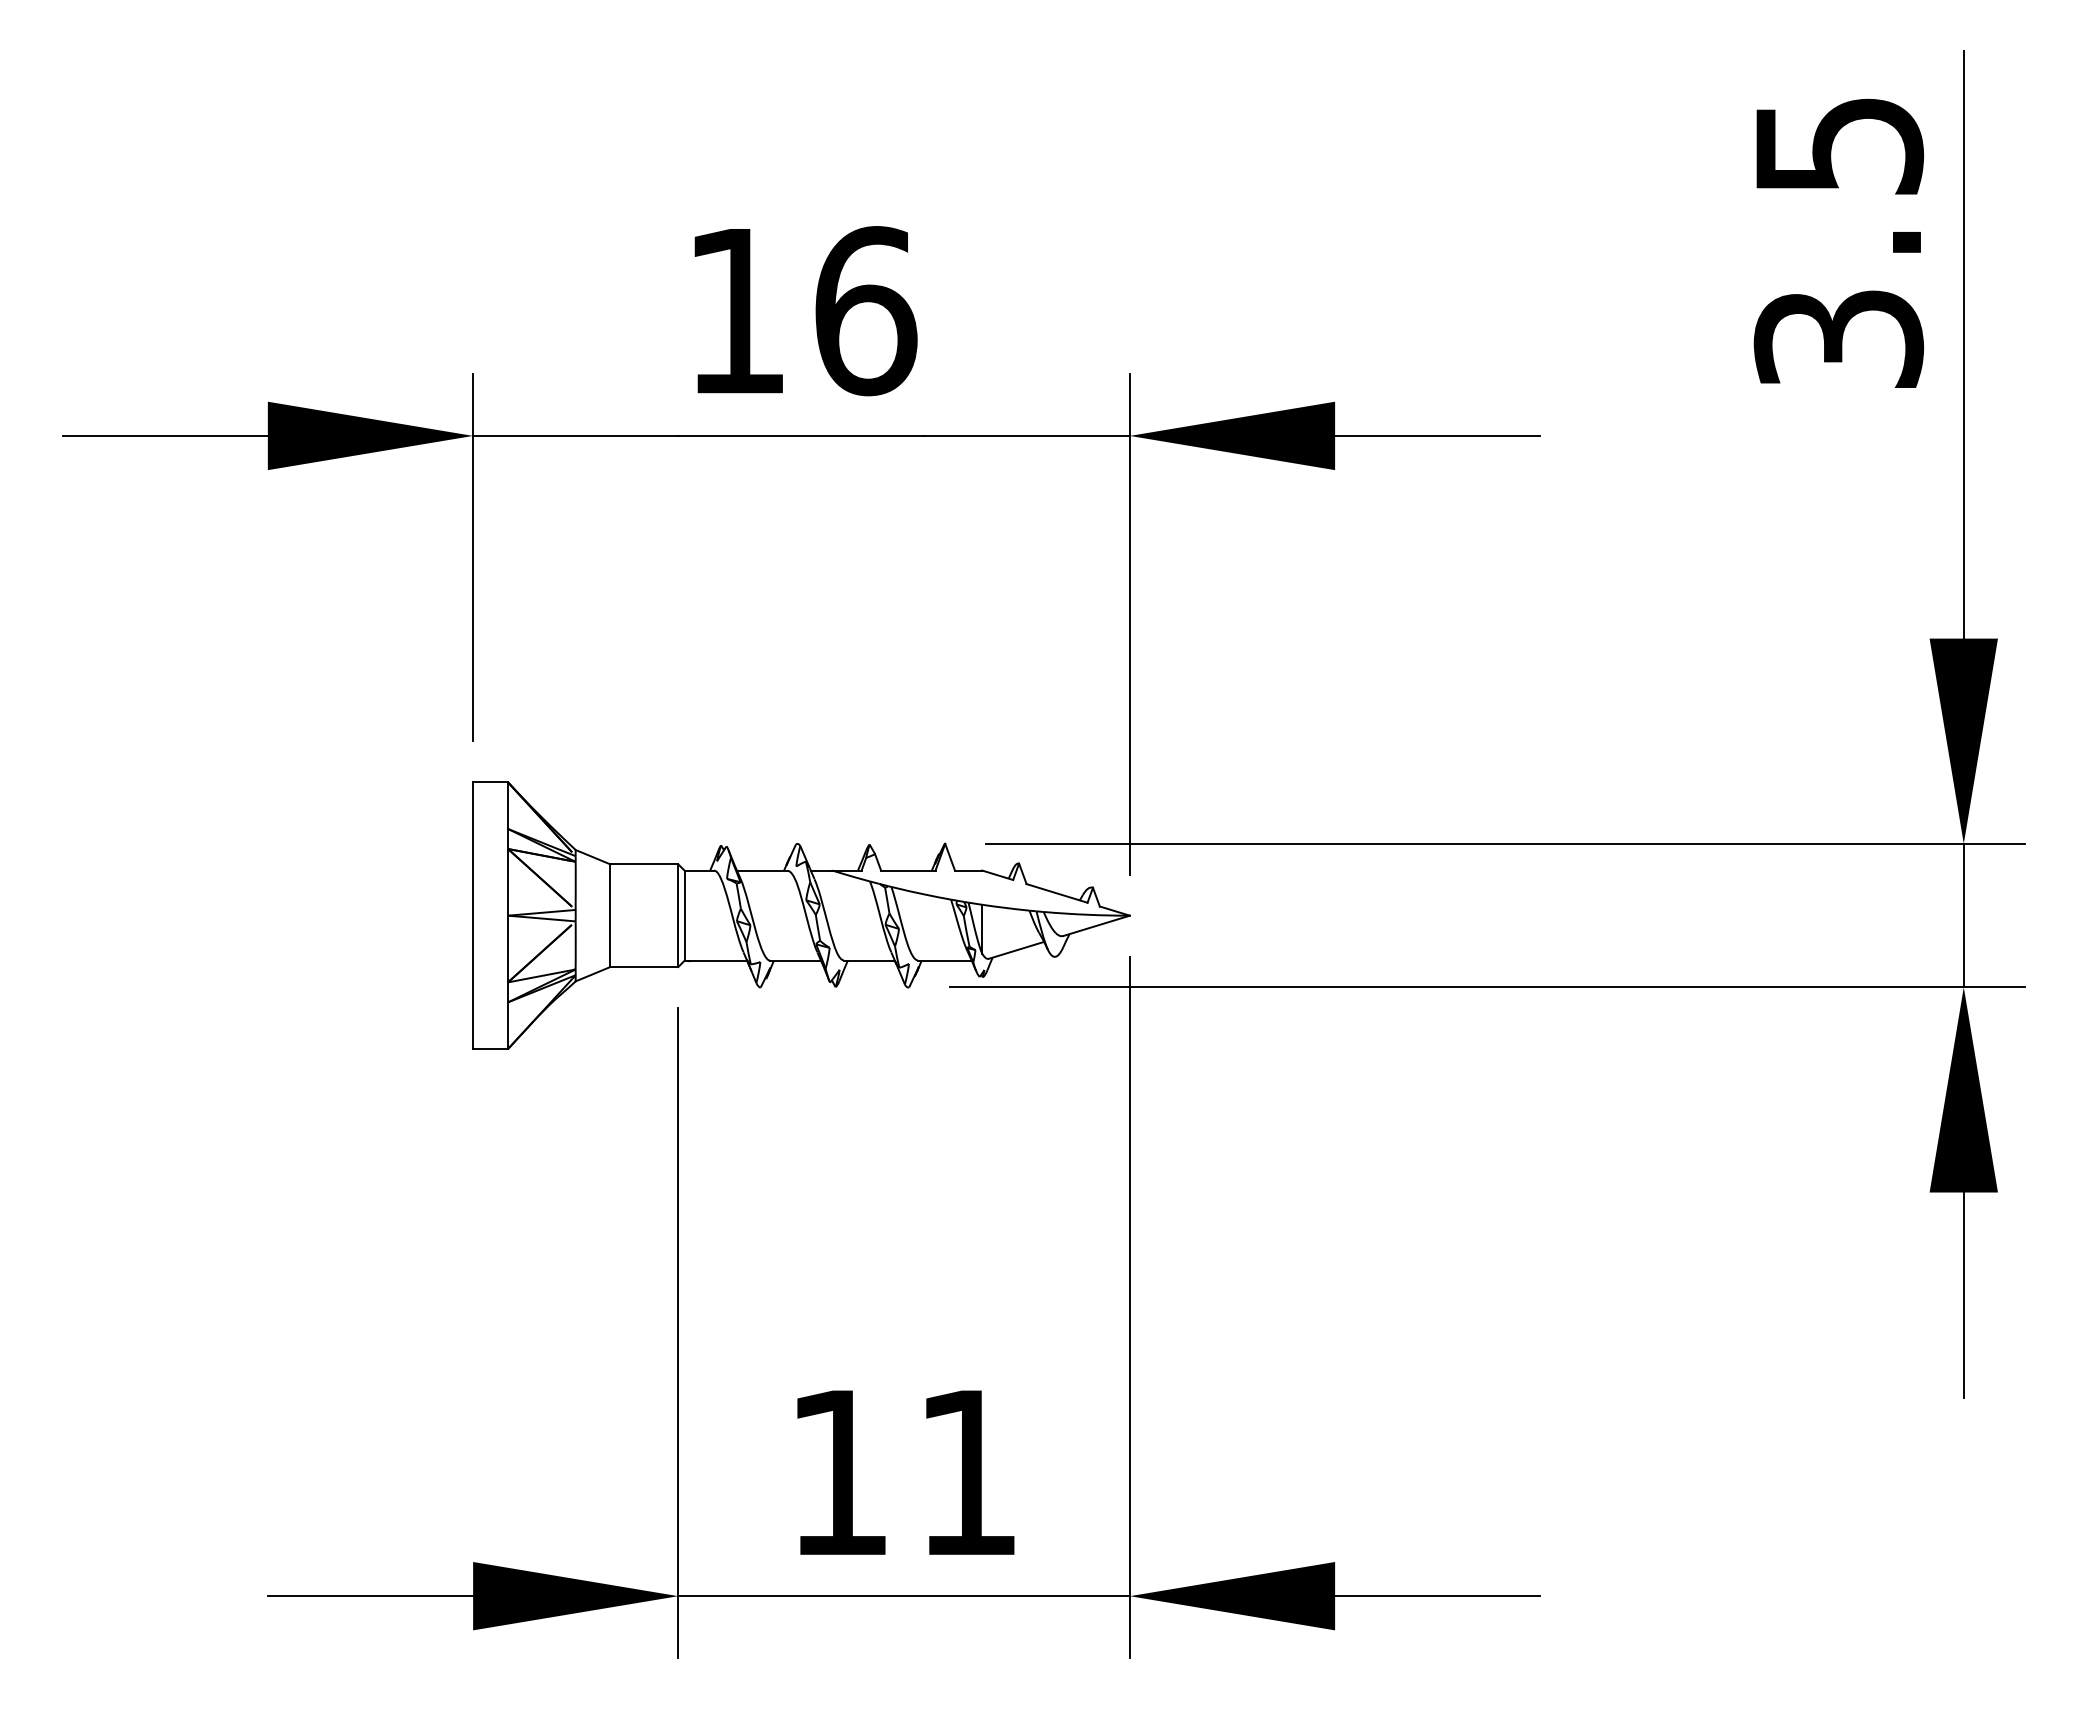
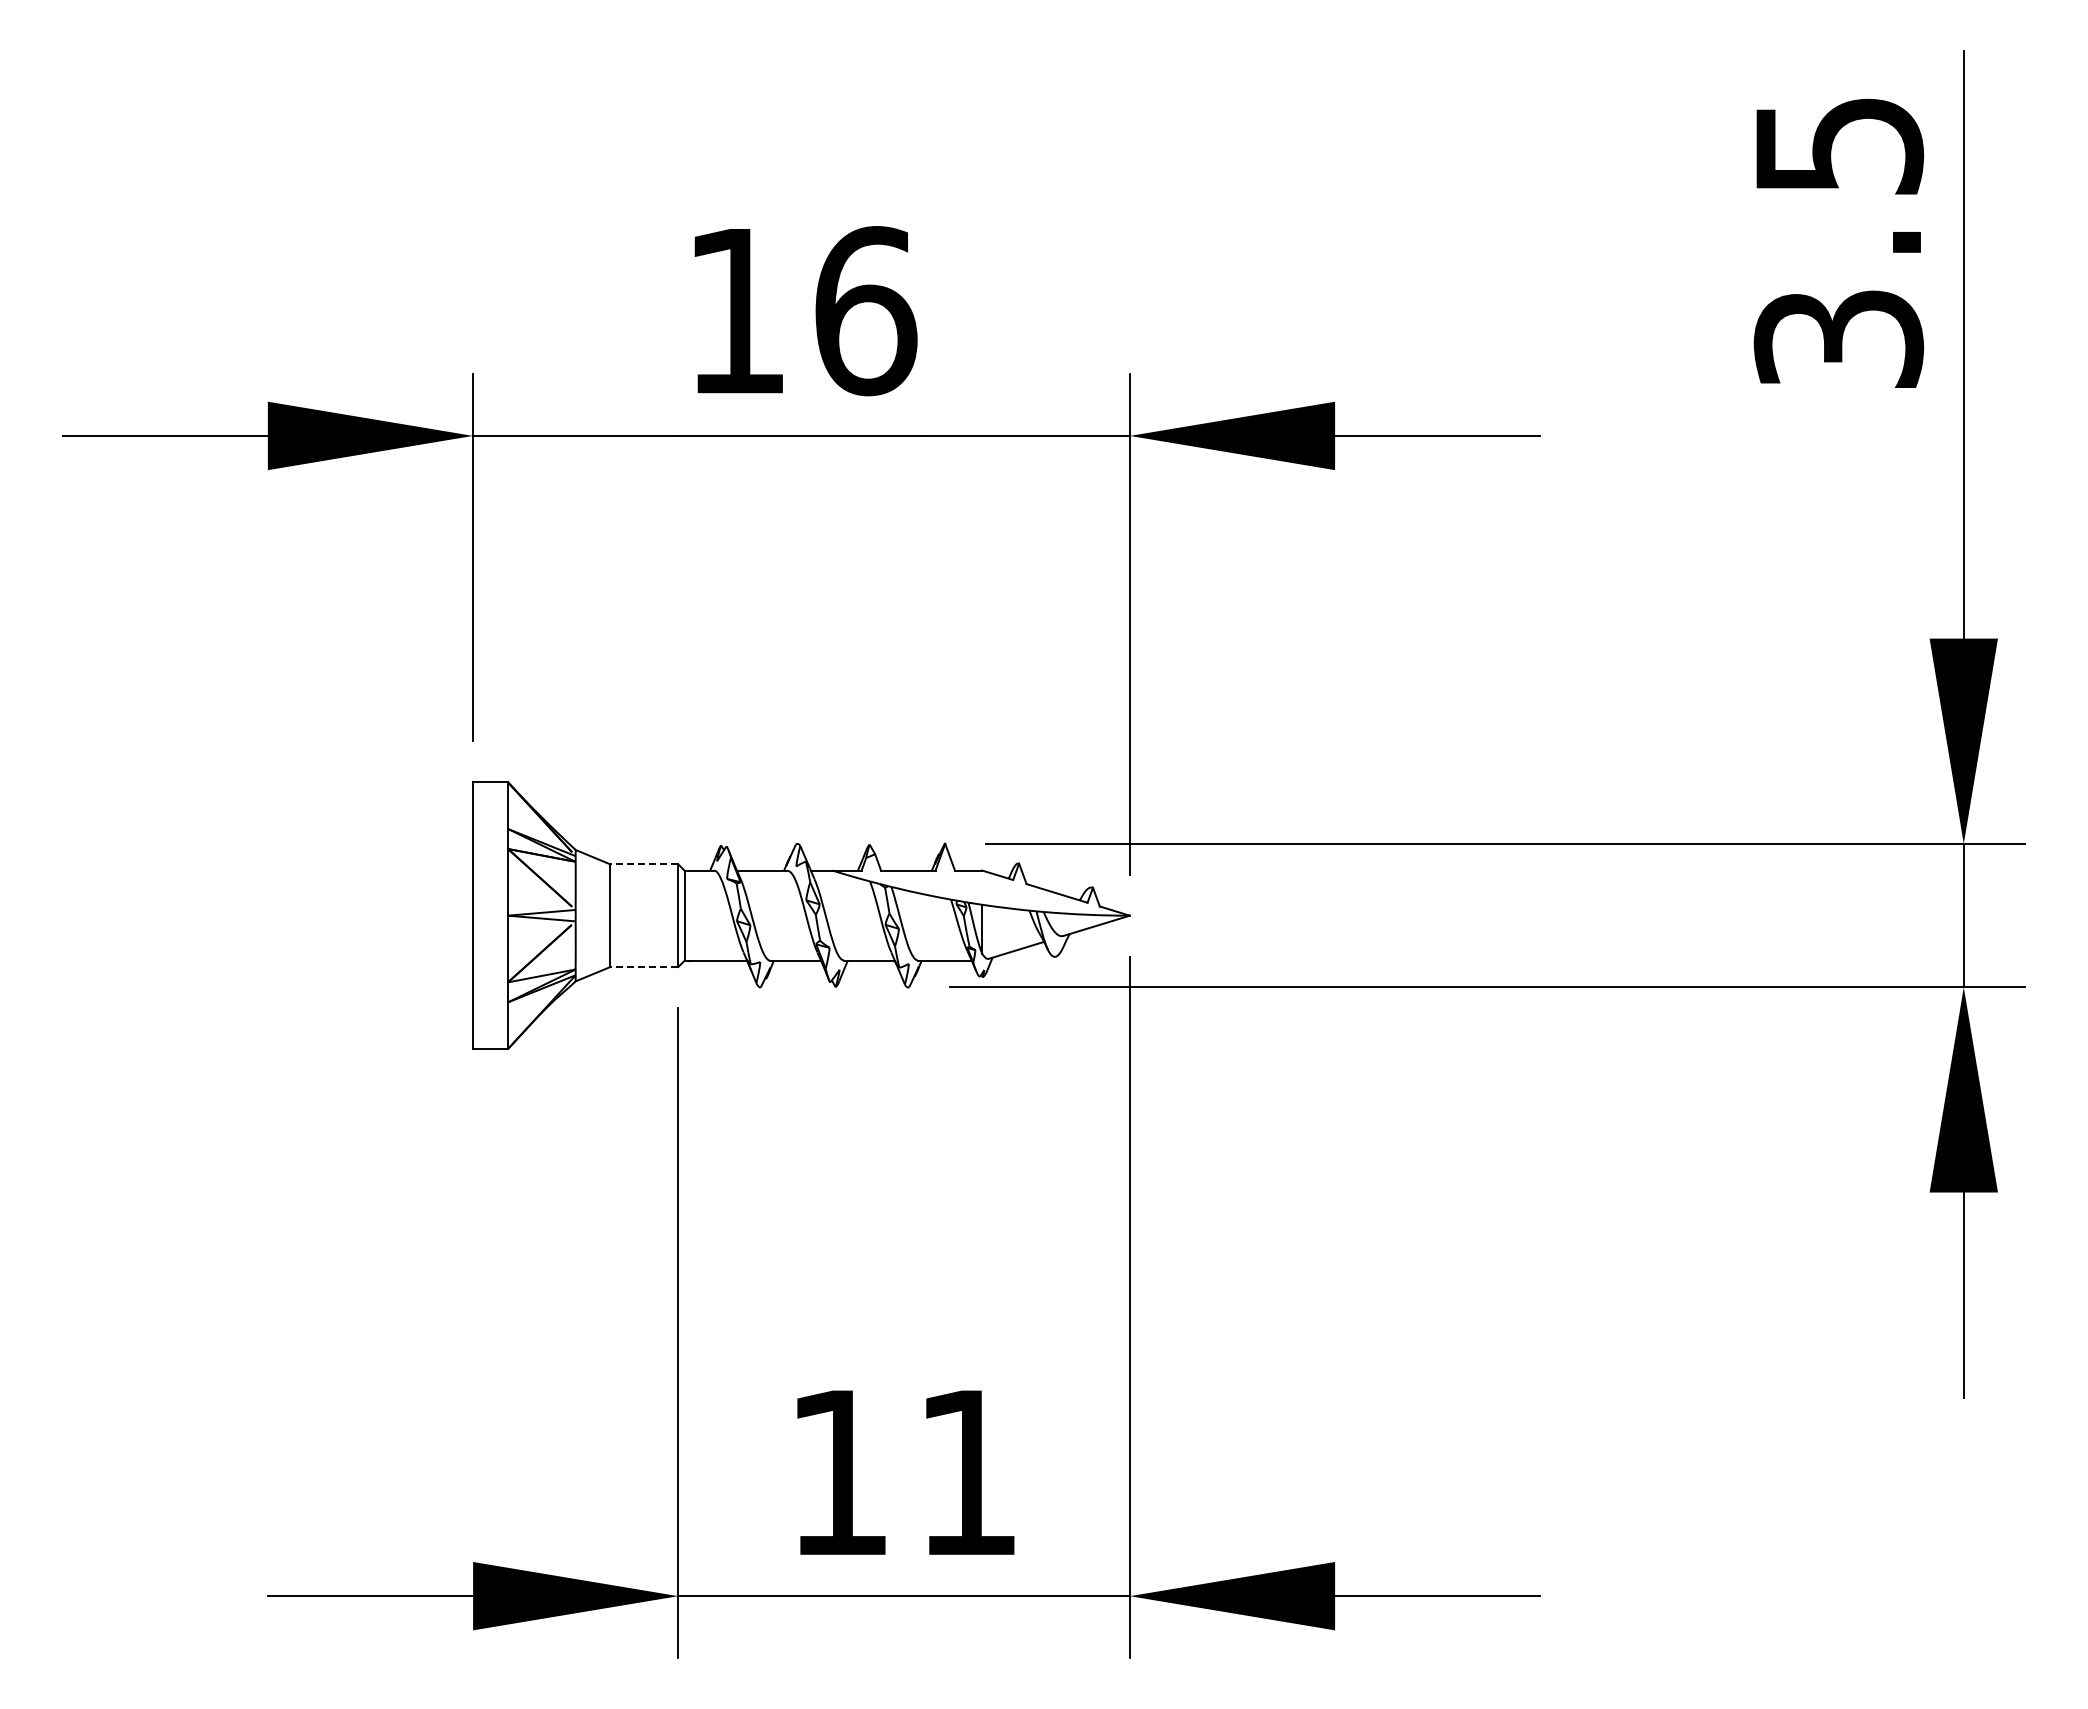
line: solid -> dashed (644, 864)
line: solid -> dashed (644, 967)
